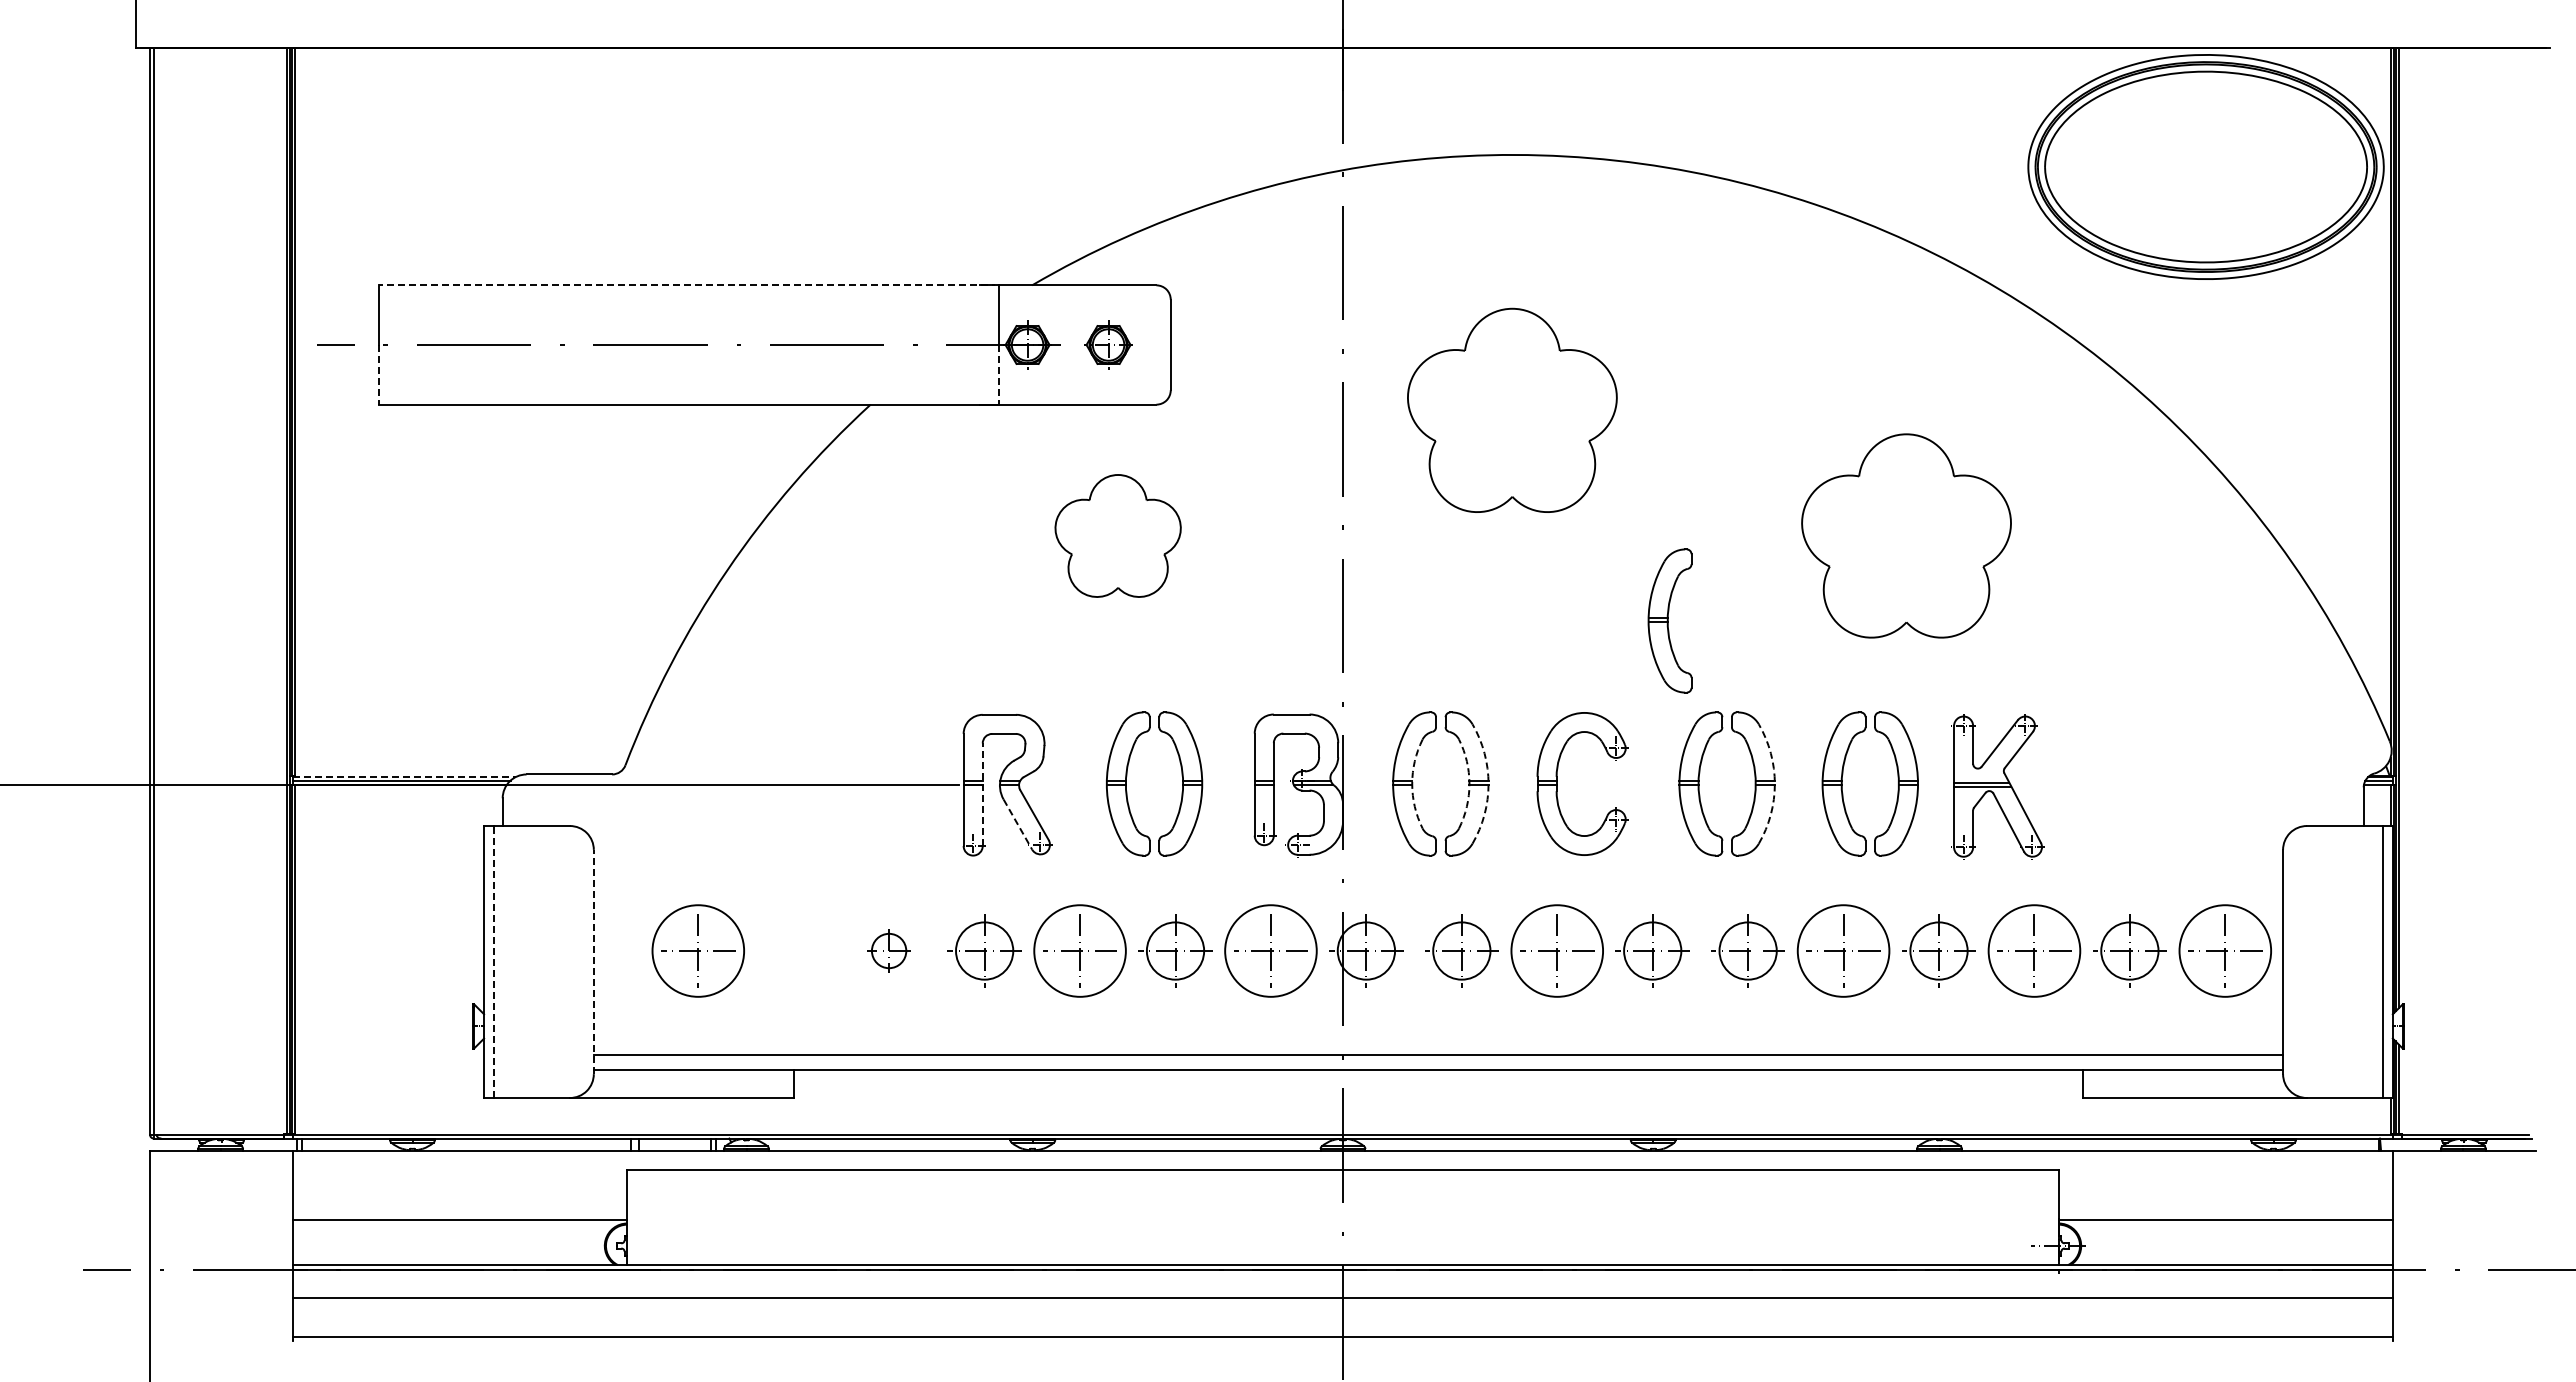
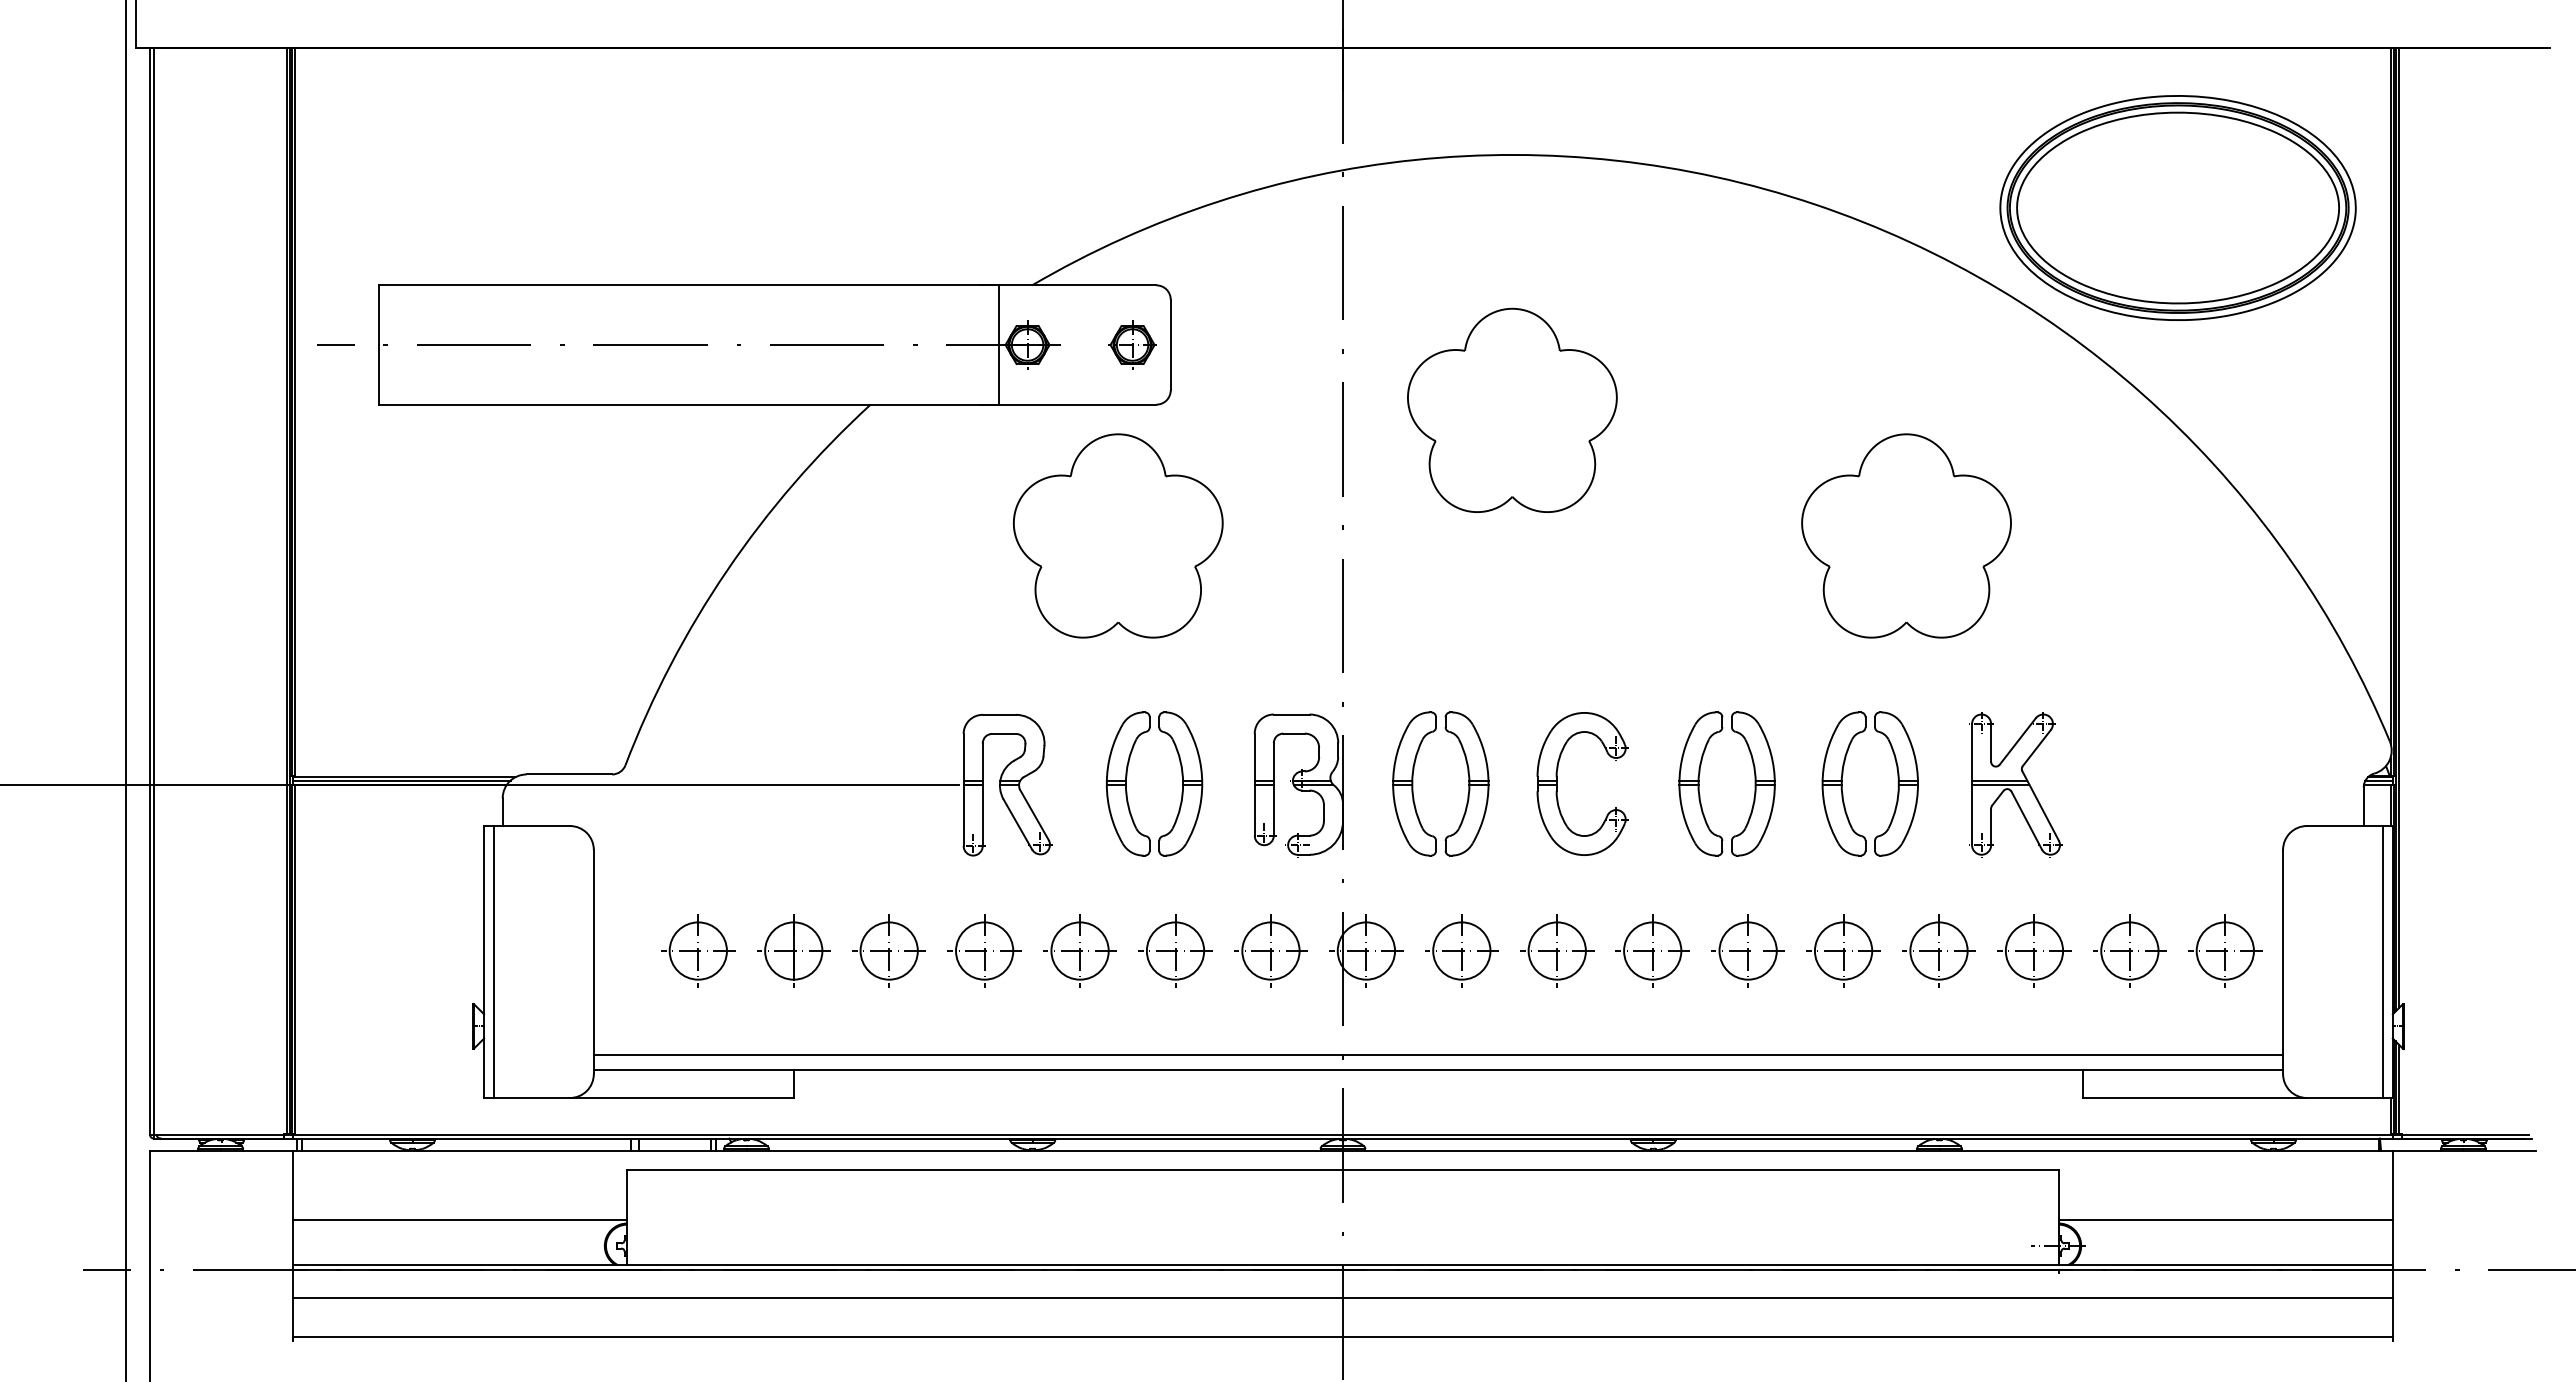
part position: (2205, 166) -> (2177, 207) (2177, 207)
line: dashed -> solid (688, 285)
part position: (1108, 344) -> (1132, 344) (1132, 344)
line: dashed -> solid (378, 374)
line: dashed -> solid (998, 374)
part size: 128x124 px -> 212x206 px (1117, 535)
part: present -> none (1669, 620)
line: none -> present (126, 690)
line: dashed -> solid (405, 776)
arc: dashed -> solid (1412, 784)
arc: dashed -> solid (1469, 784)
arc: dashed -> solid (1488, 784)
arc: dashed -> solid (1774, 784)
part position: (1997, 786) -> (2015, 784) (2015, 784)
line: dashed -> solid (982, 794)
line: dashed -> solid (1017, 824)
circle diameter: 92 px -> 57 px (697, 950)
part: none -> present (793, 950)
part size: 44x44 px -> 74x74 px (888, 950)
circle diameter: 92 px -> 57 px (1079, 950)
circle diameter: 92 px -> 57 px (1270, 950)
circle diameter: 92 px -> 57 px (1556, 950)
circle diameter: 92 px -> 57 px (1843, 950)
circle diameter: 92 px -> 57 px (2034, 950)
circle diameter: 92 px -> 57 px (2224, 950)
line: dashed -> solid (593, 961)
line: dashed -> solid (493, 962)
